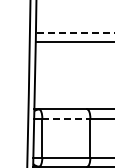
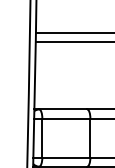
line: dashed -> solid (74, 32)
line: dashed -> solid (66, 118)
